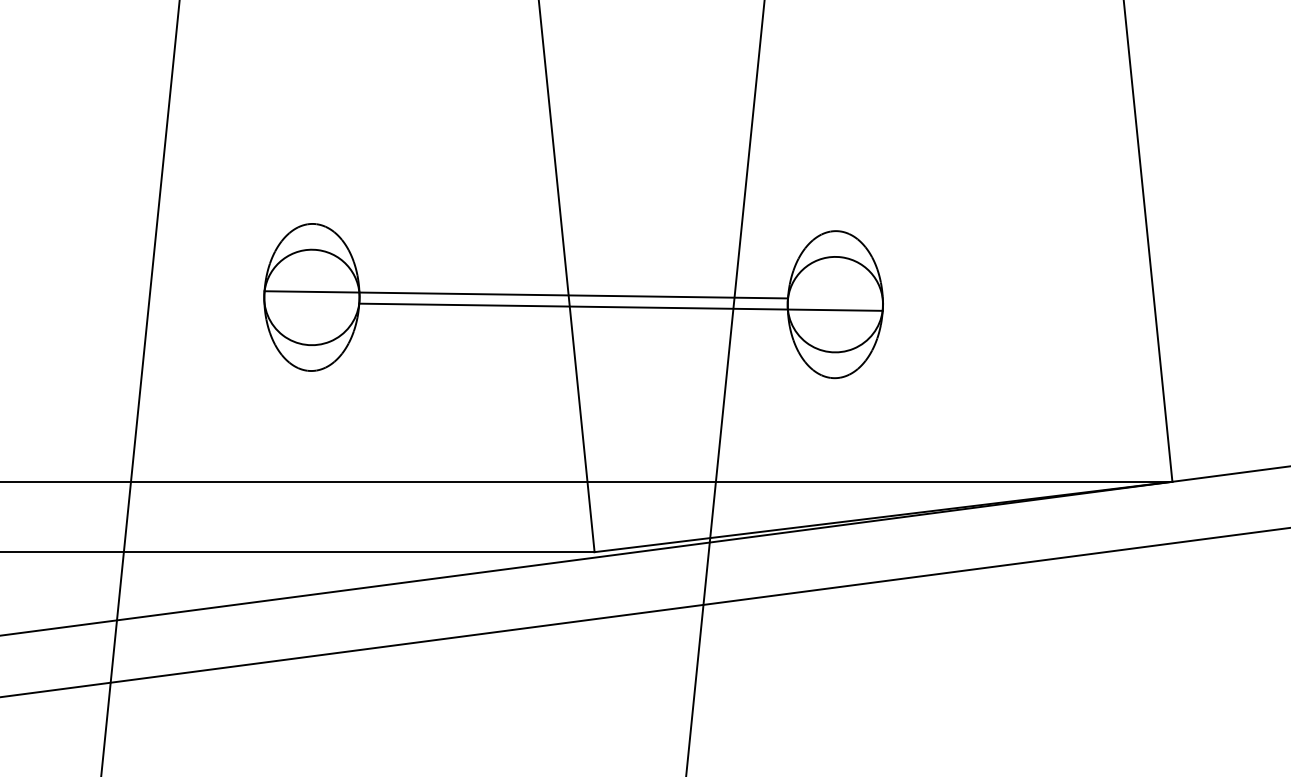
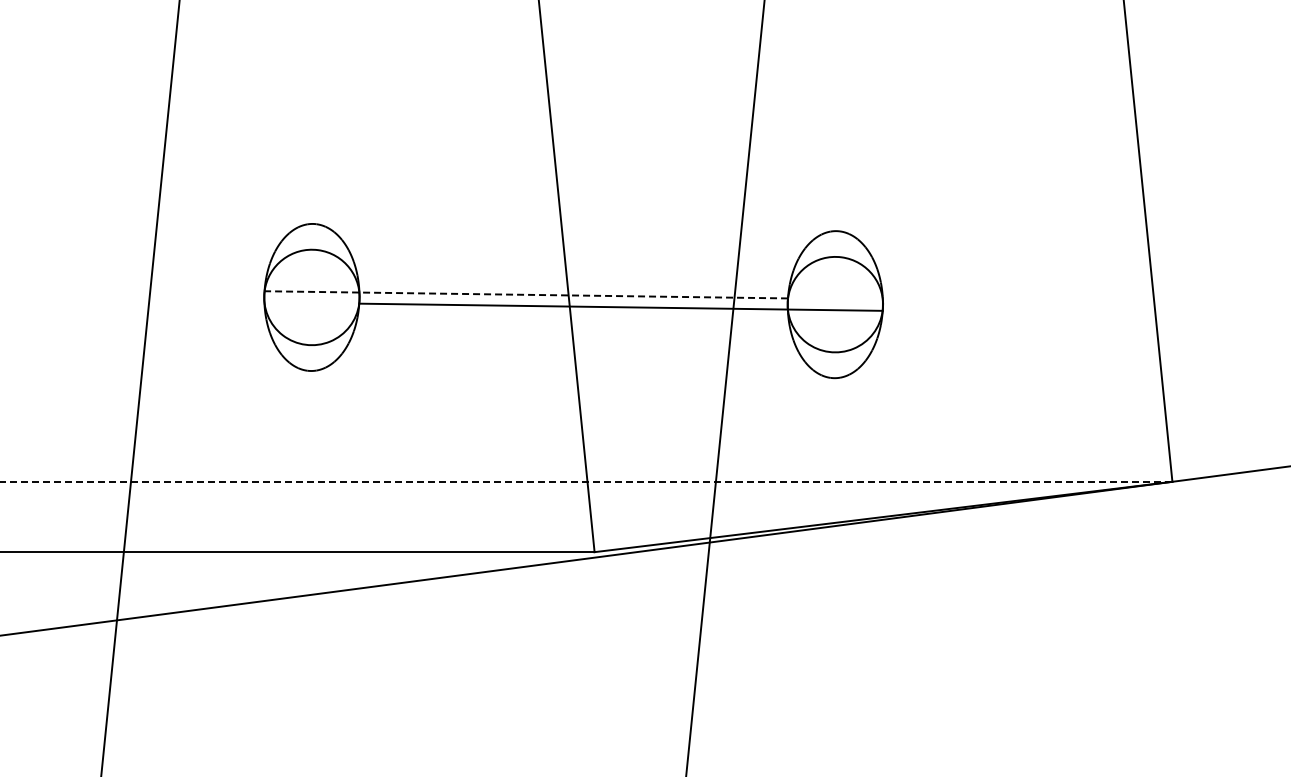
line: solid -> dashed (526, 294)
line: solid -> dashed (586, 481)
line: present -> none (644, 612)
